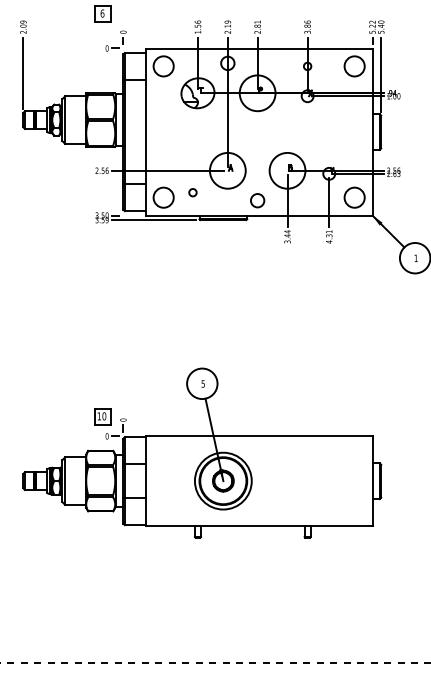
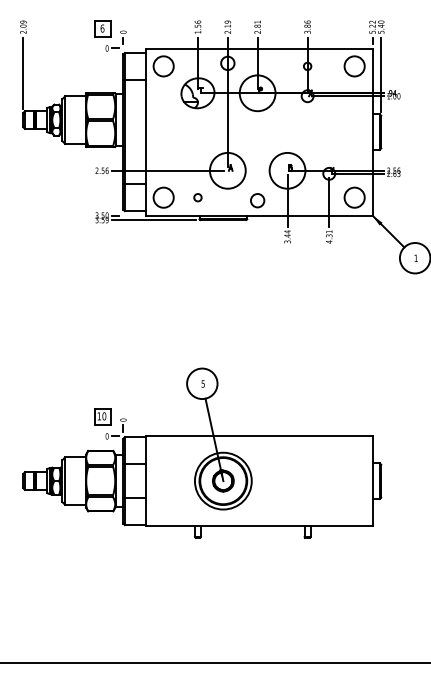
part position: (102, 13) -> (102, 28) (102, 28)
circle position: (192, 192) -> (197, 197) (197, 197)
line: dashed -> solid (216, 663)
